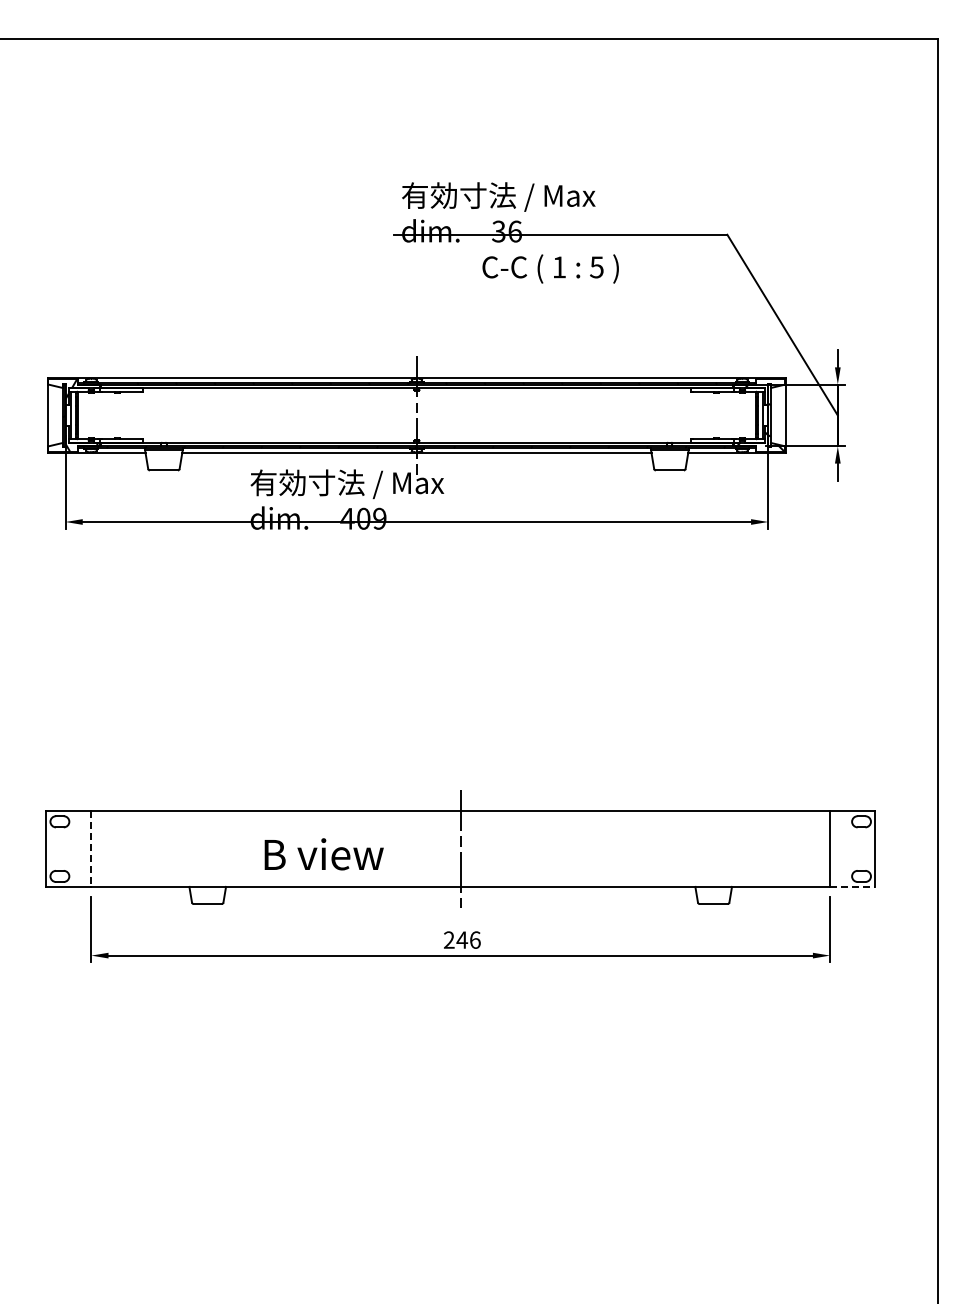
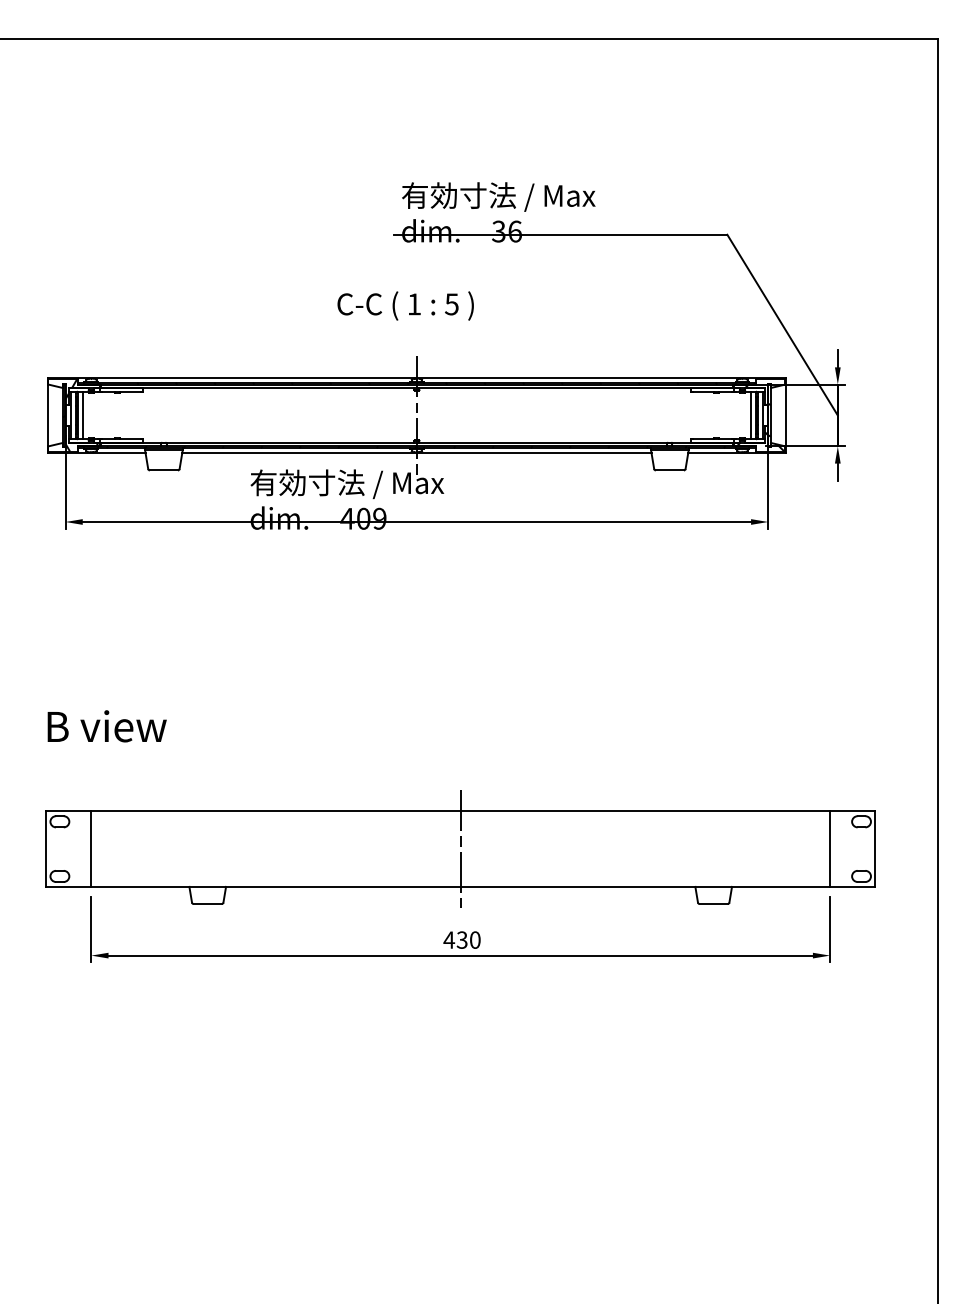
text position: (550, 268) -> (405, 305) (405, 305)
line: none -> present (82, 415)
line: none -> present (751, 415)
line: dashed -> solid (91, 849)
text position: (323, 854) -> (106, 726) (106, 726)
line: dashed -> solid (852, 886)
text: 246 -> 430 (461, 939)
